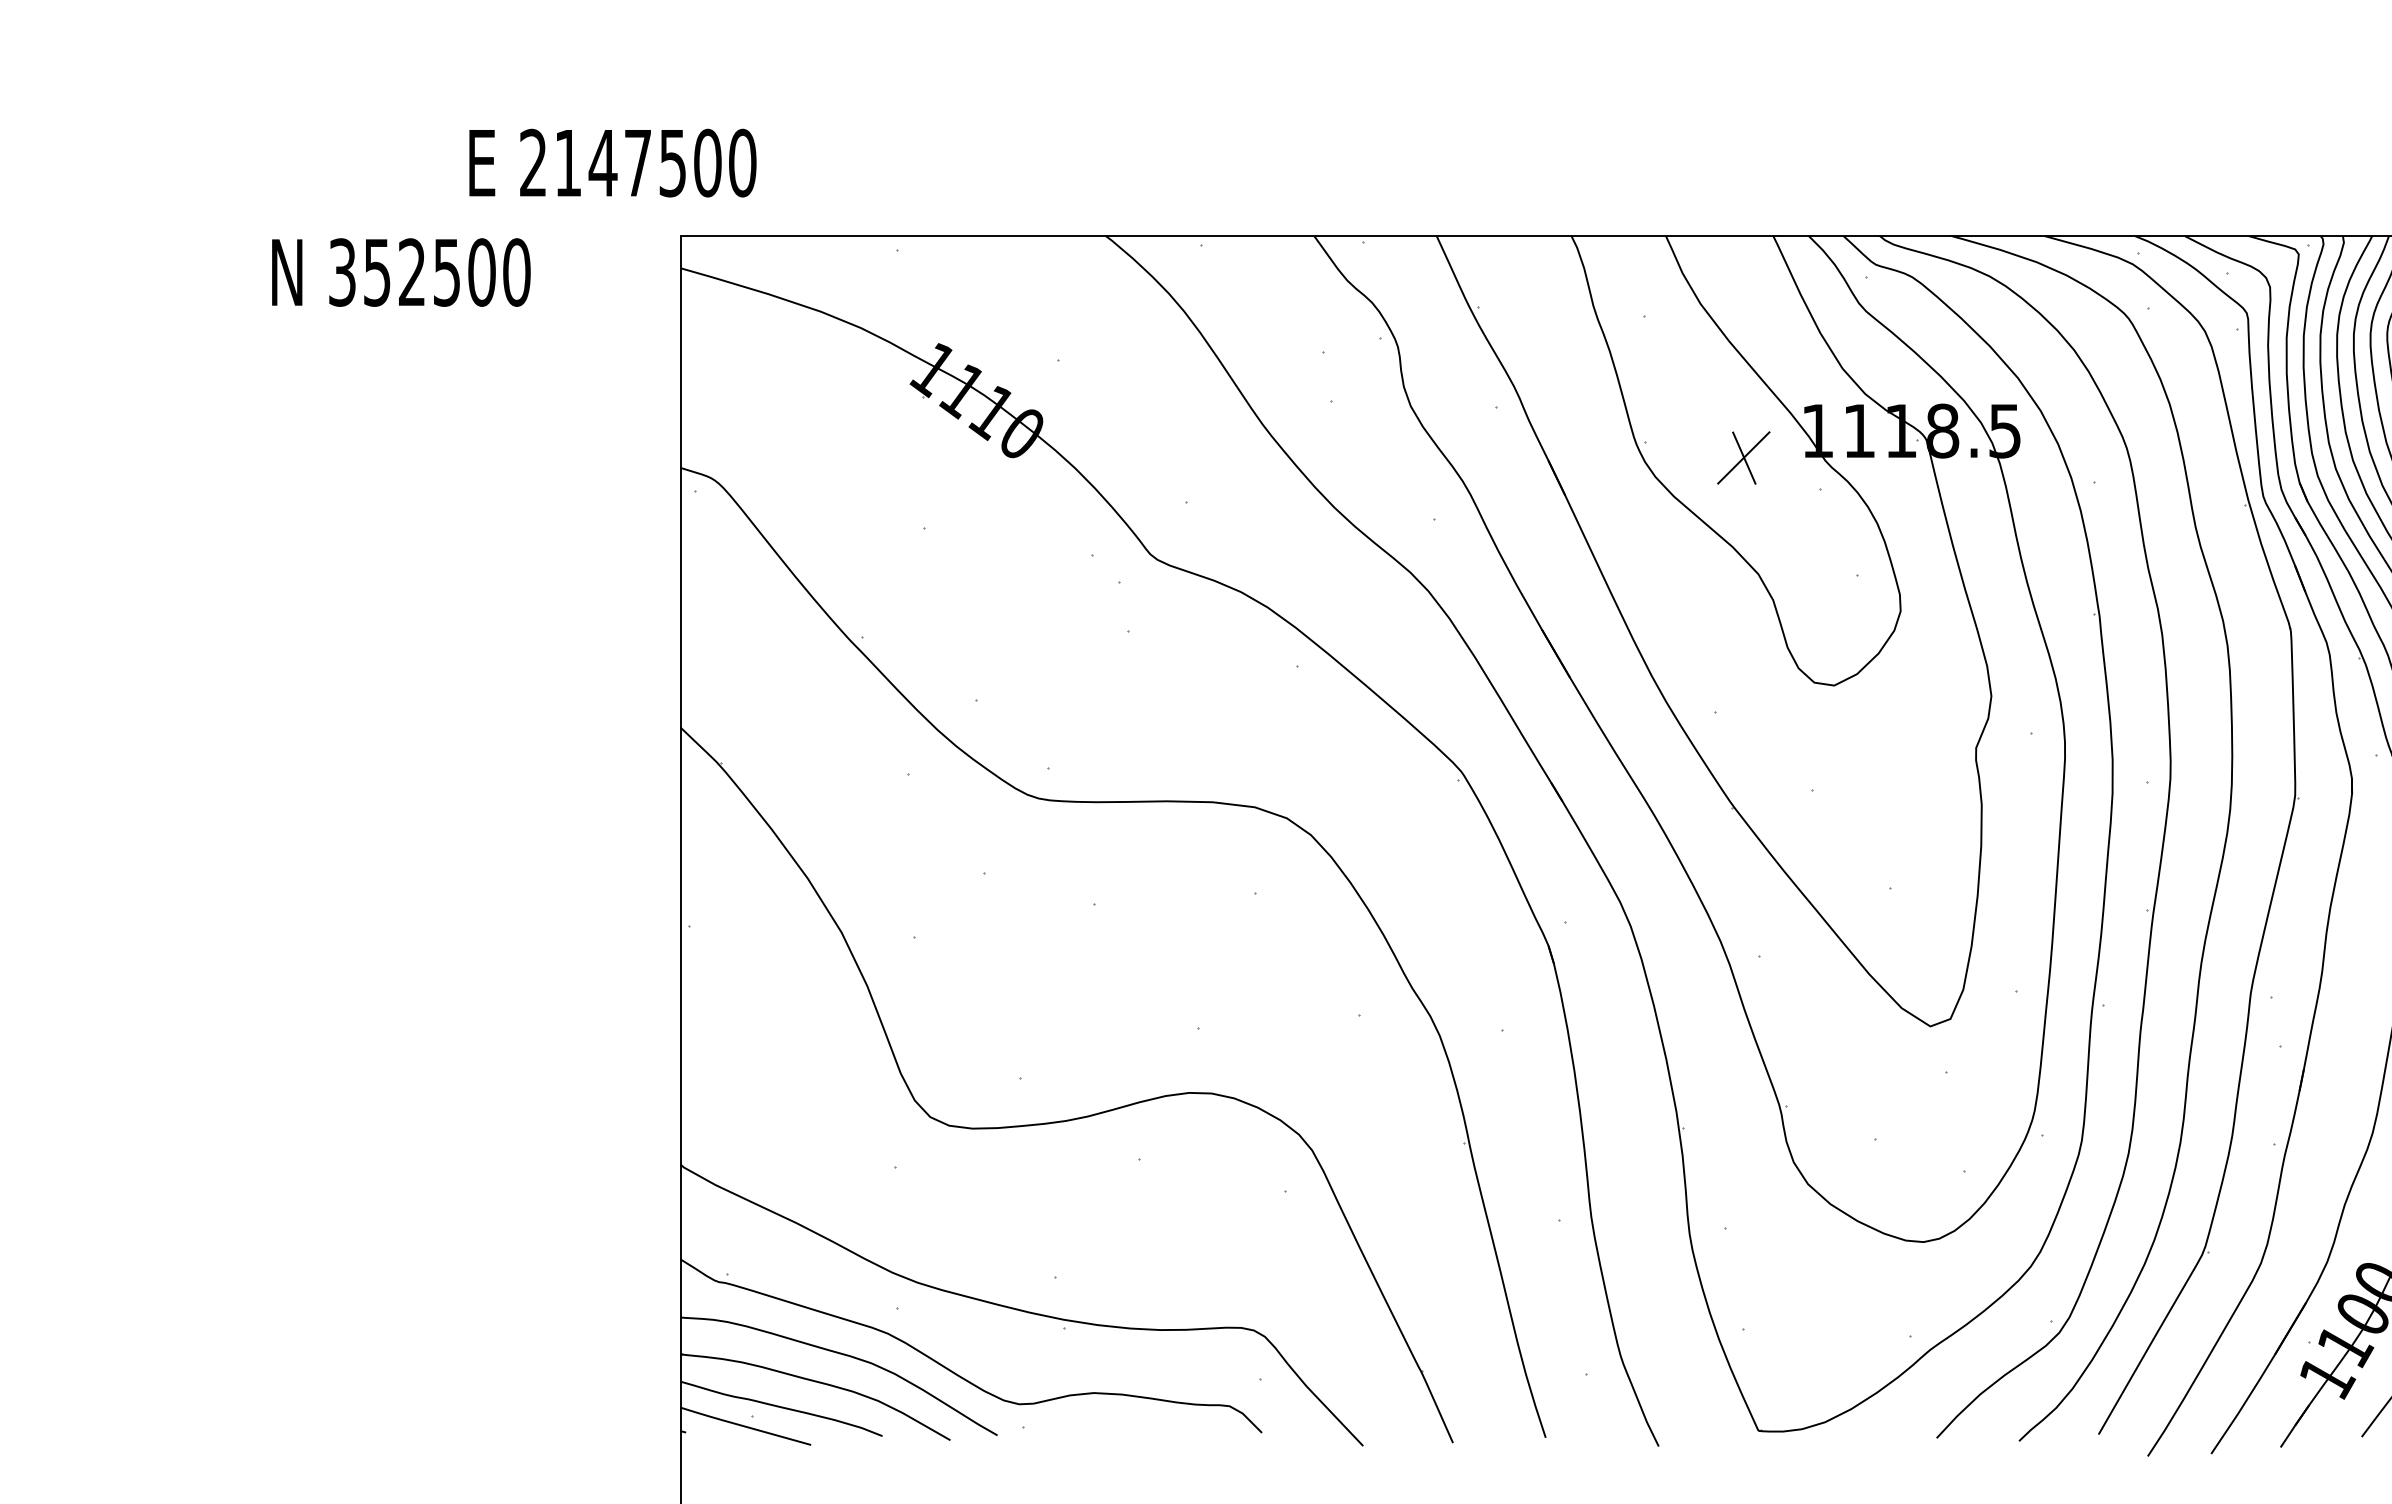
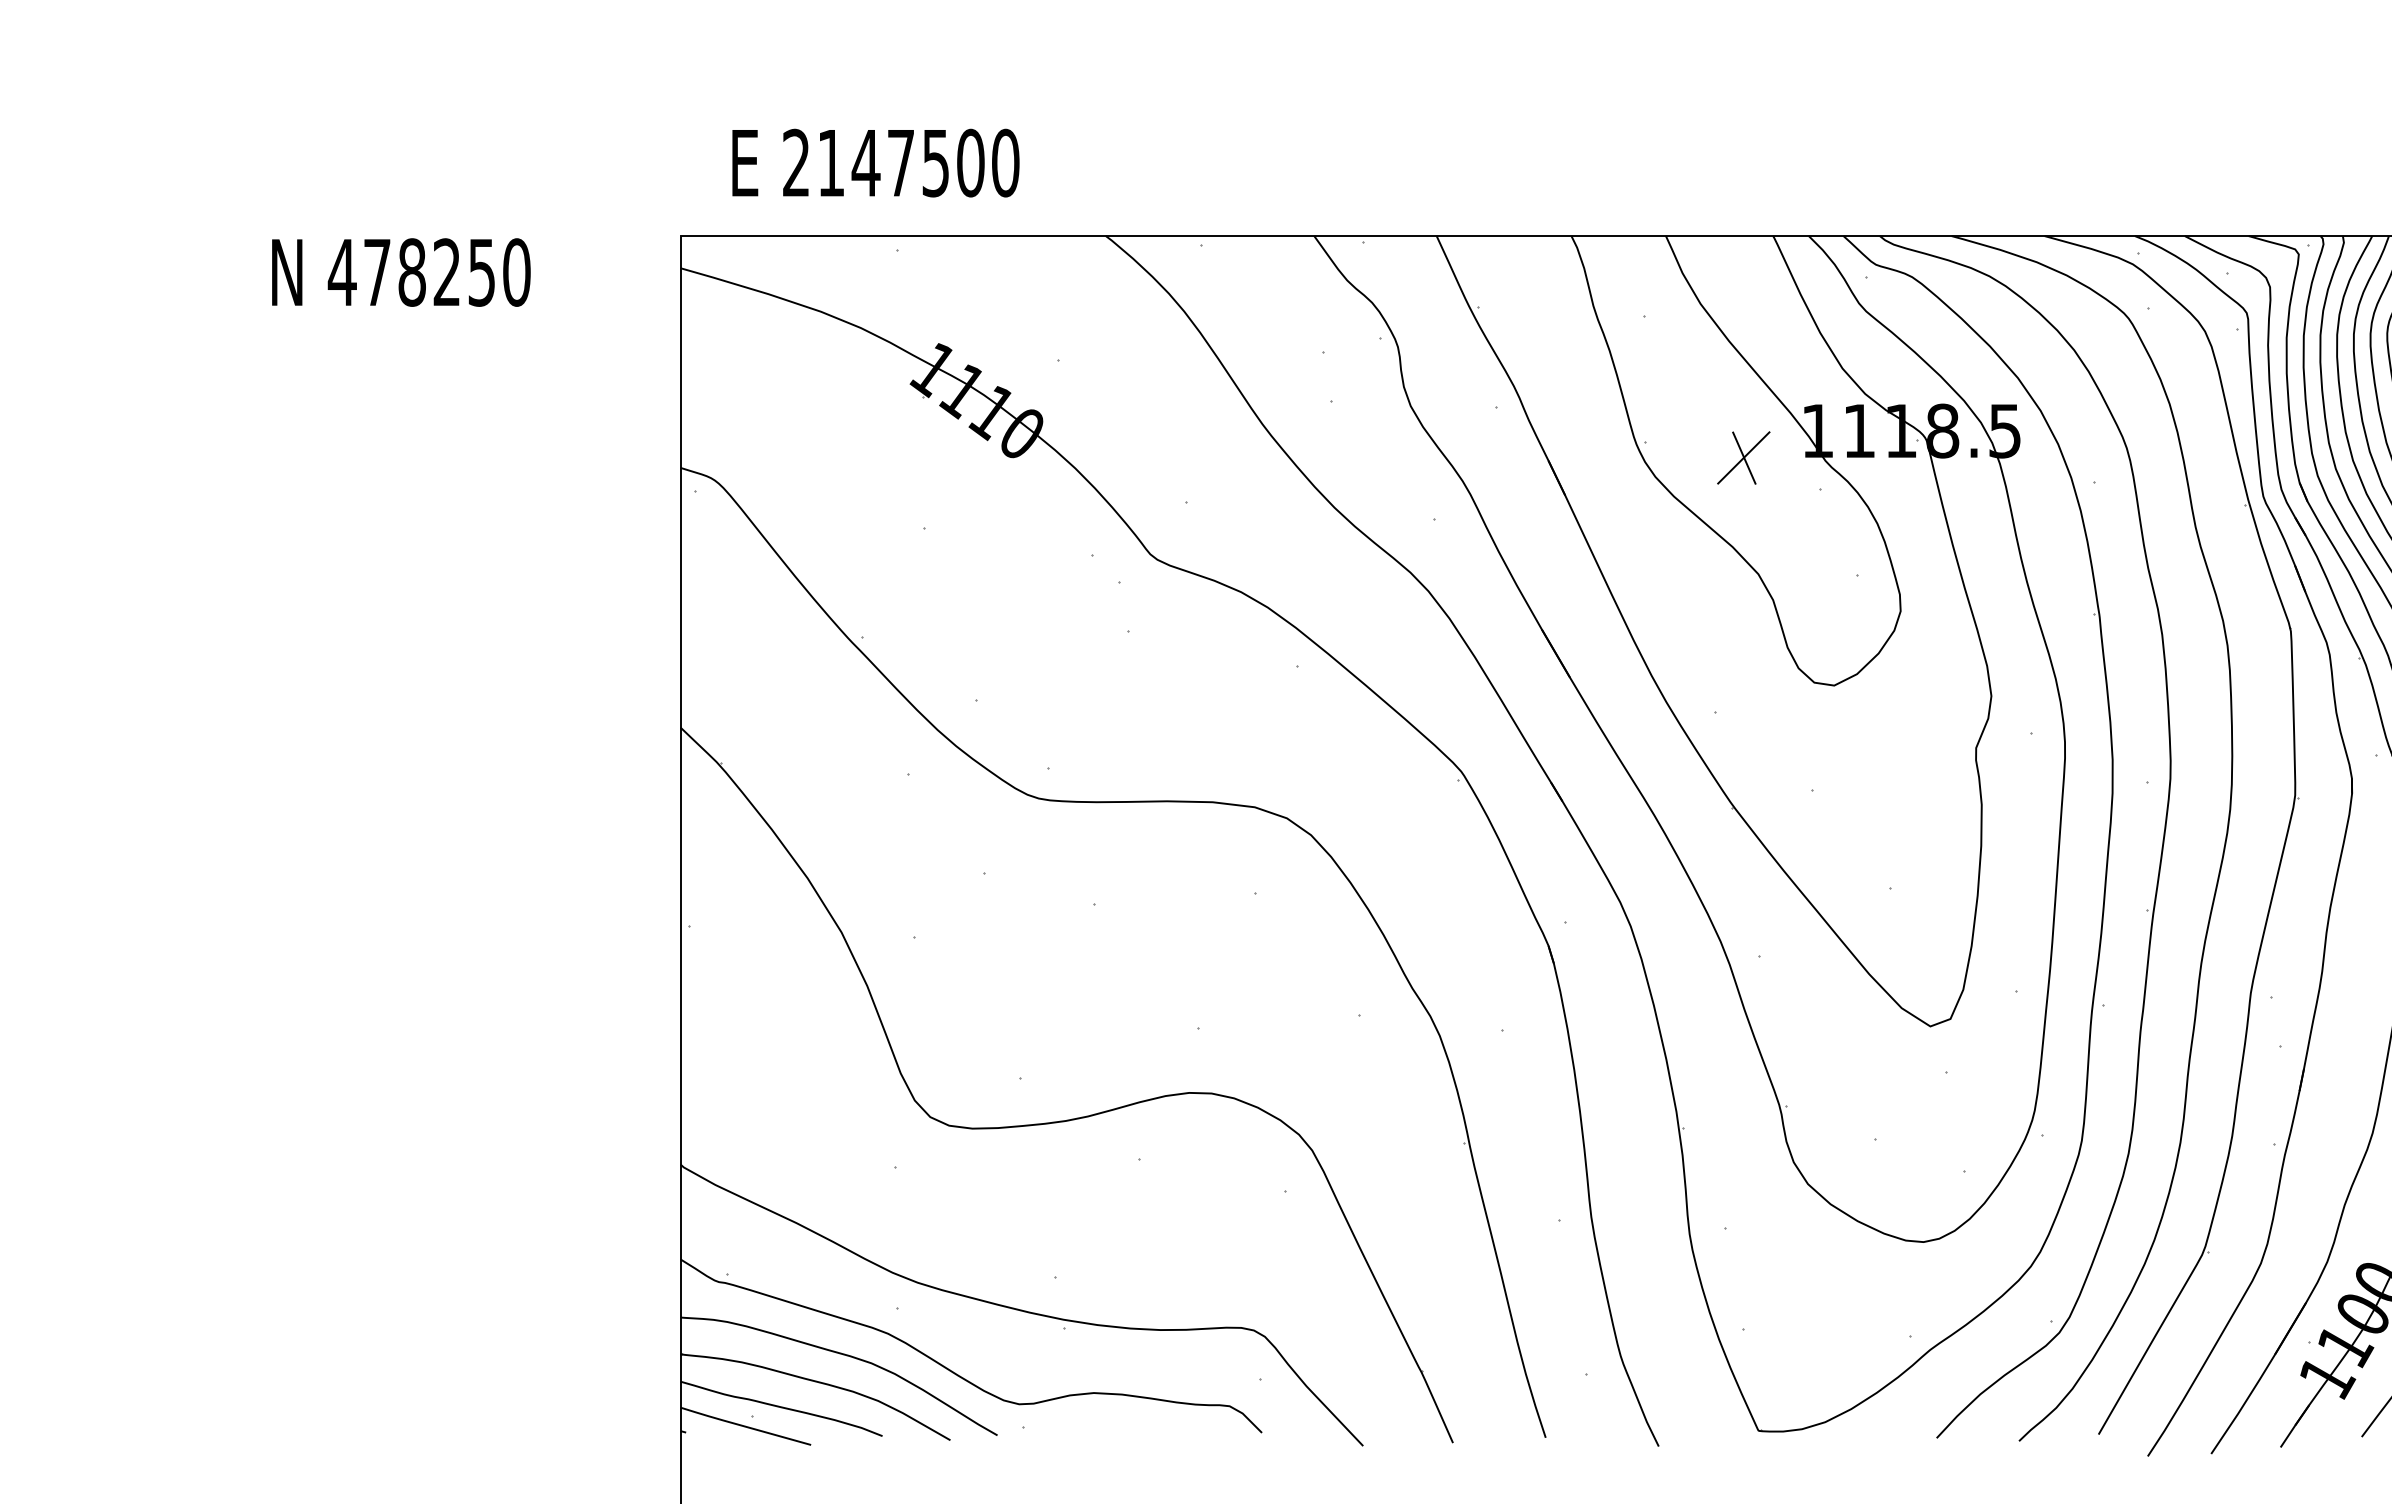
text position: (612, 162) -> (875, 162) (875, 162)
text: 352500 -> 478250 (411, 272)
